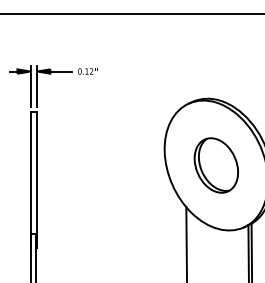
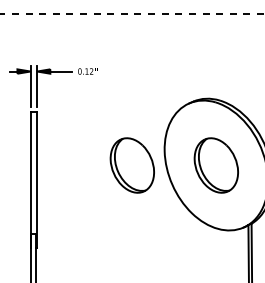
line: solid -> dashed (132, 14)
part: none -> present (131, 165)
line: present -> none (186, 243)
